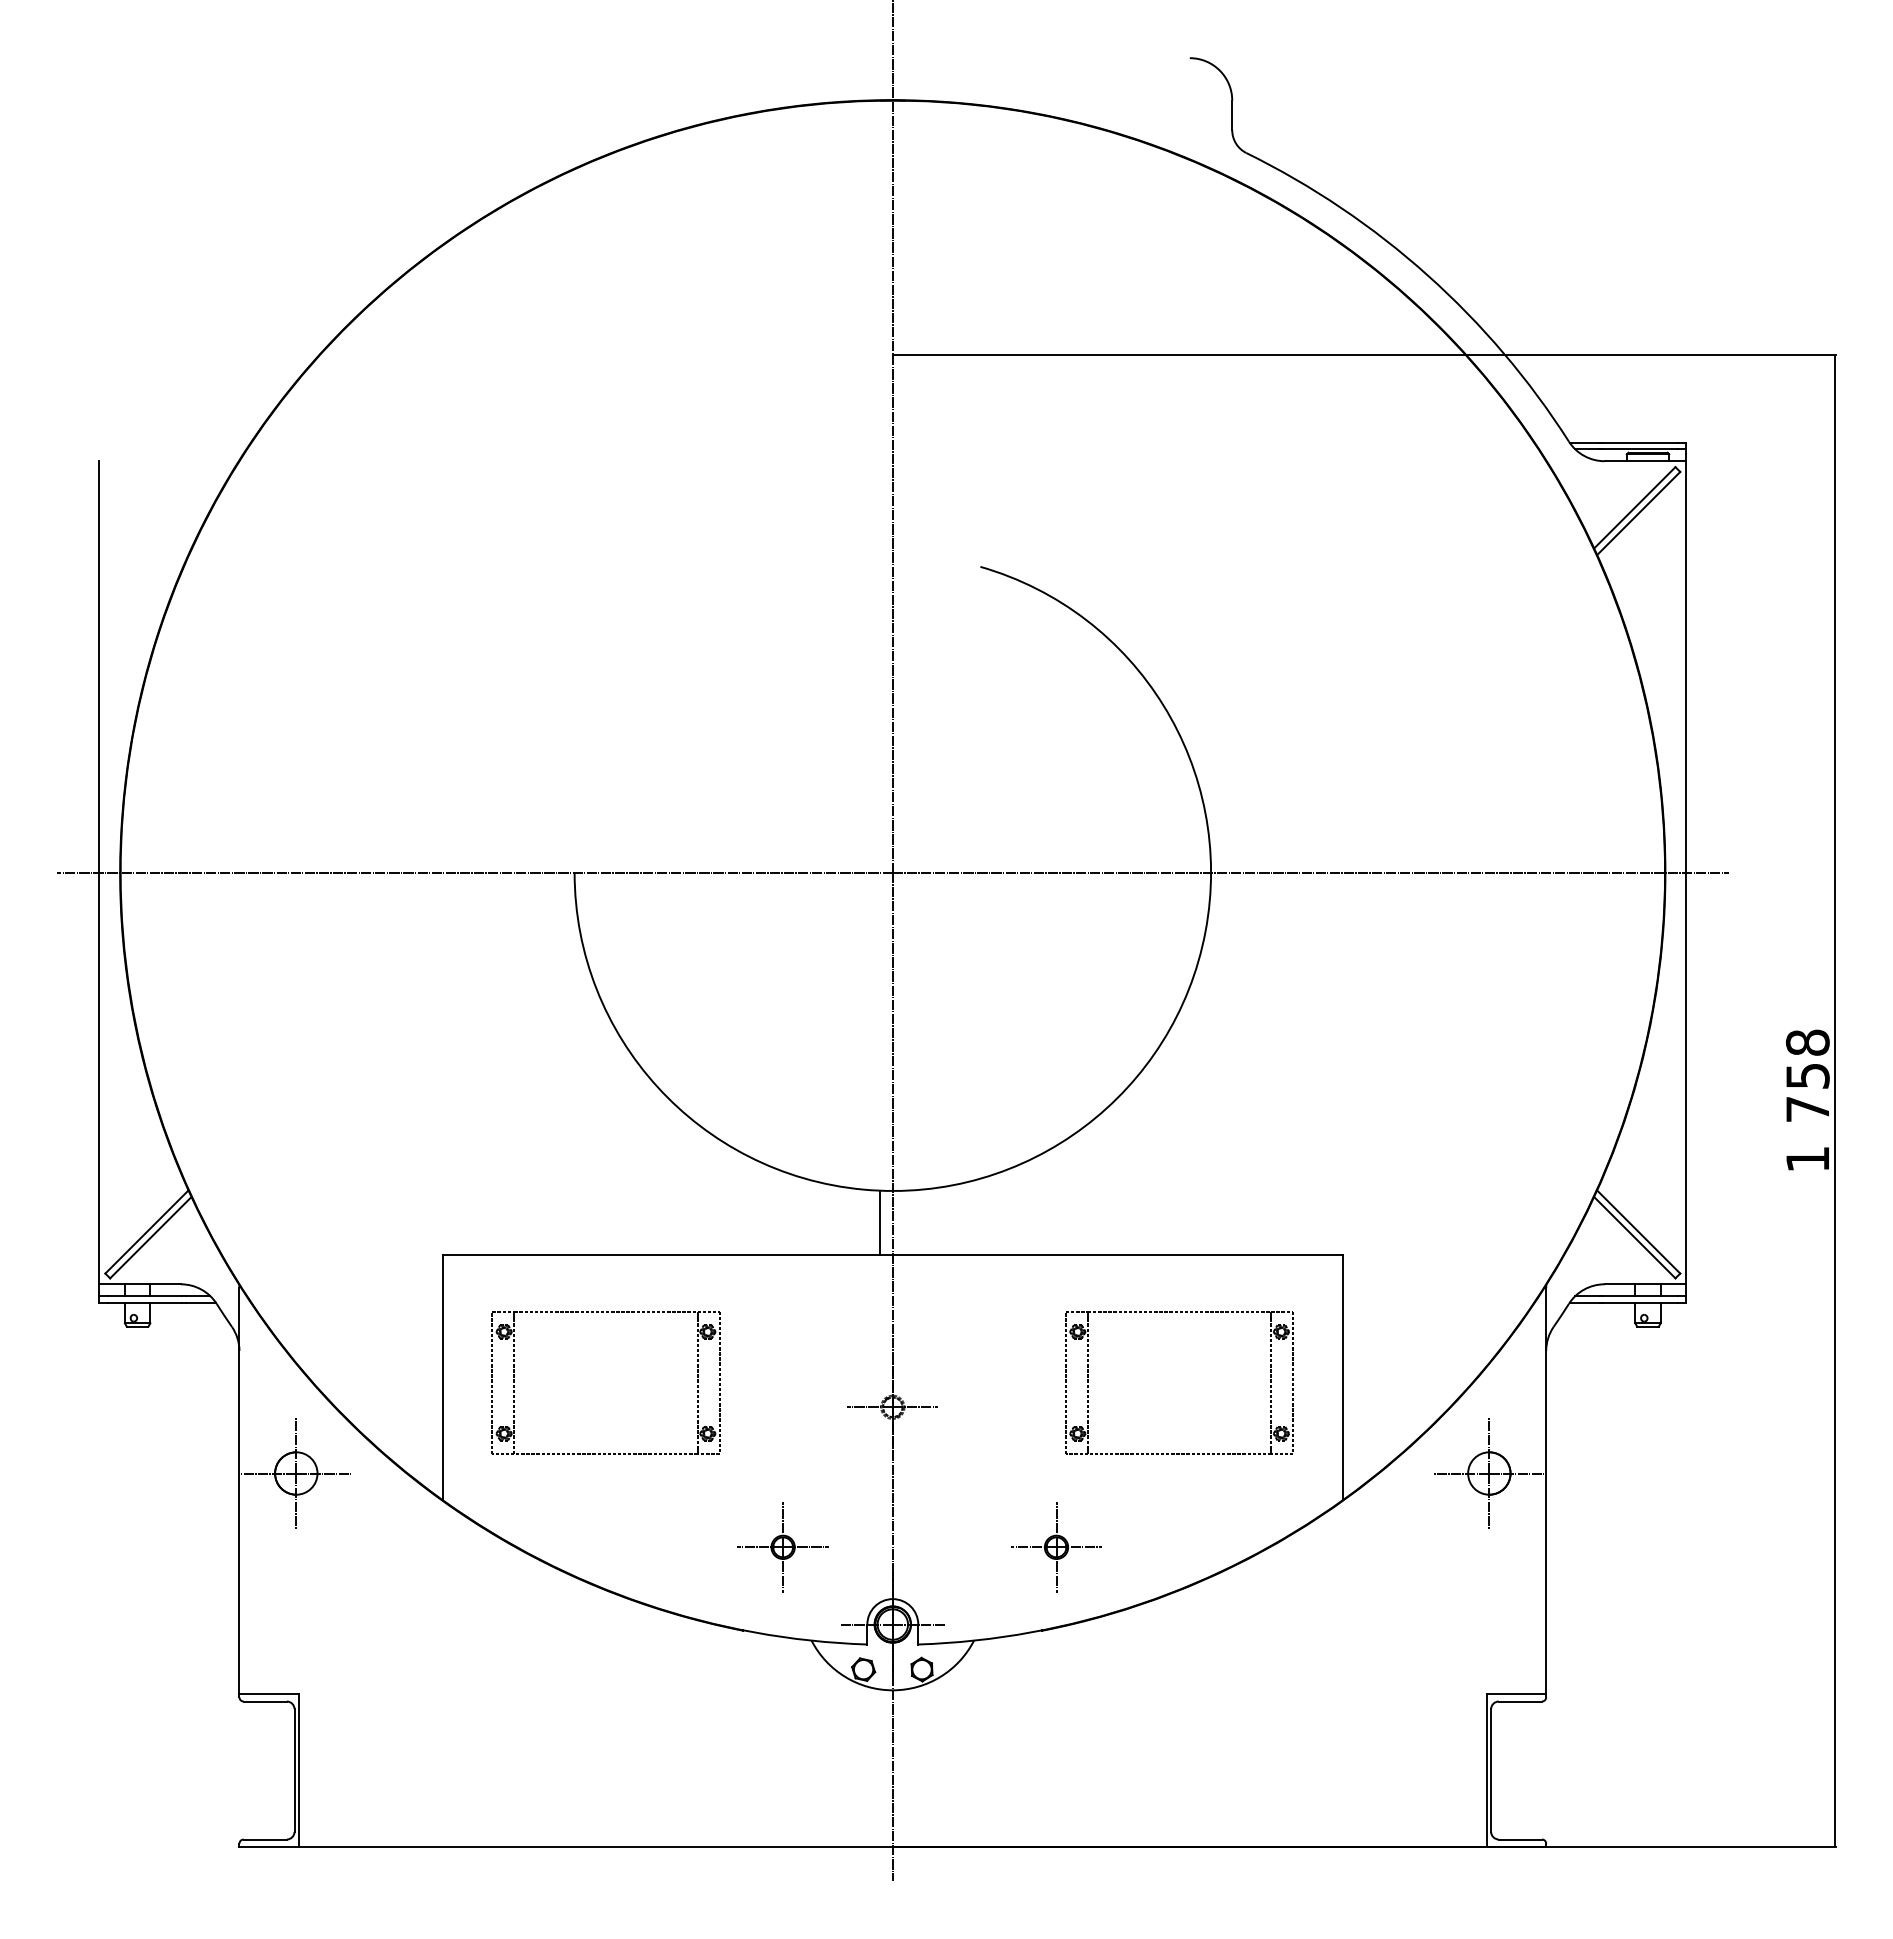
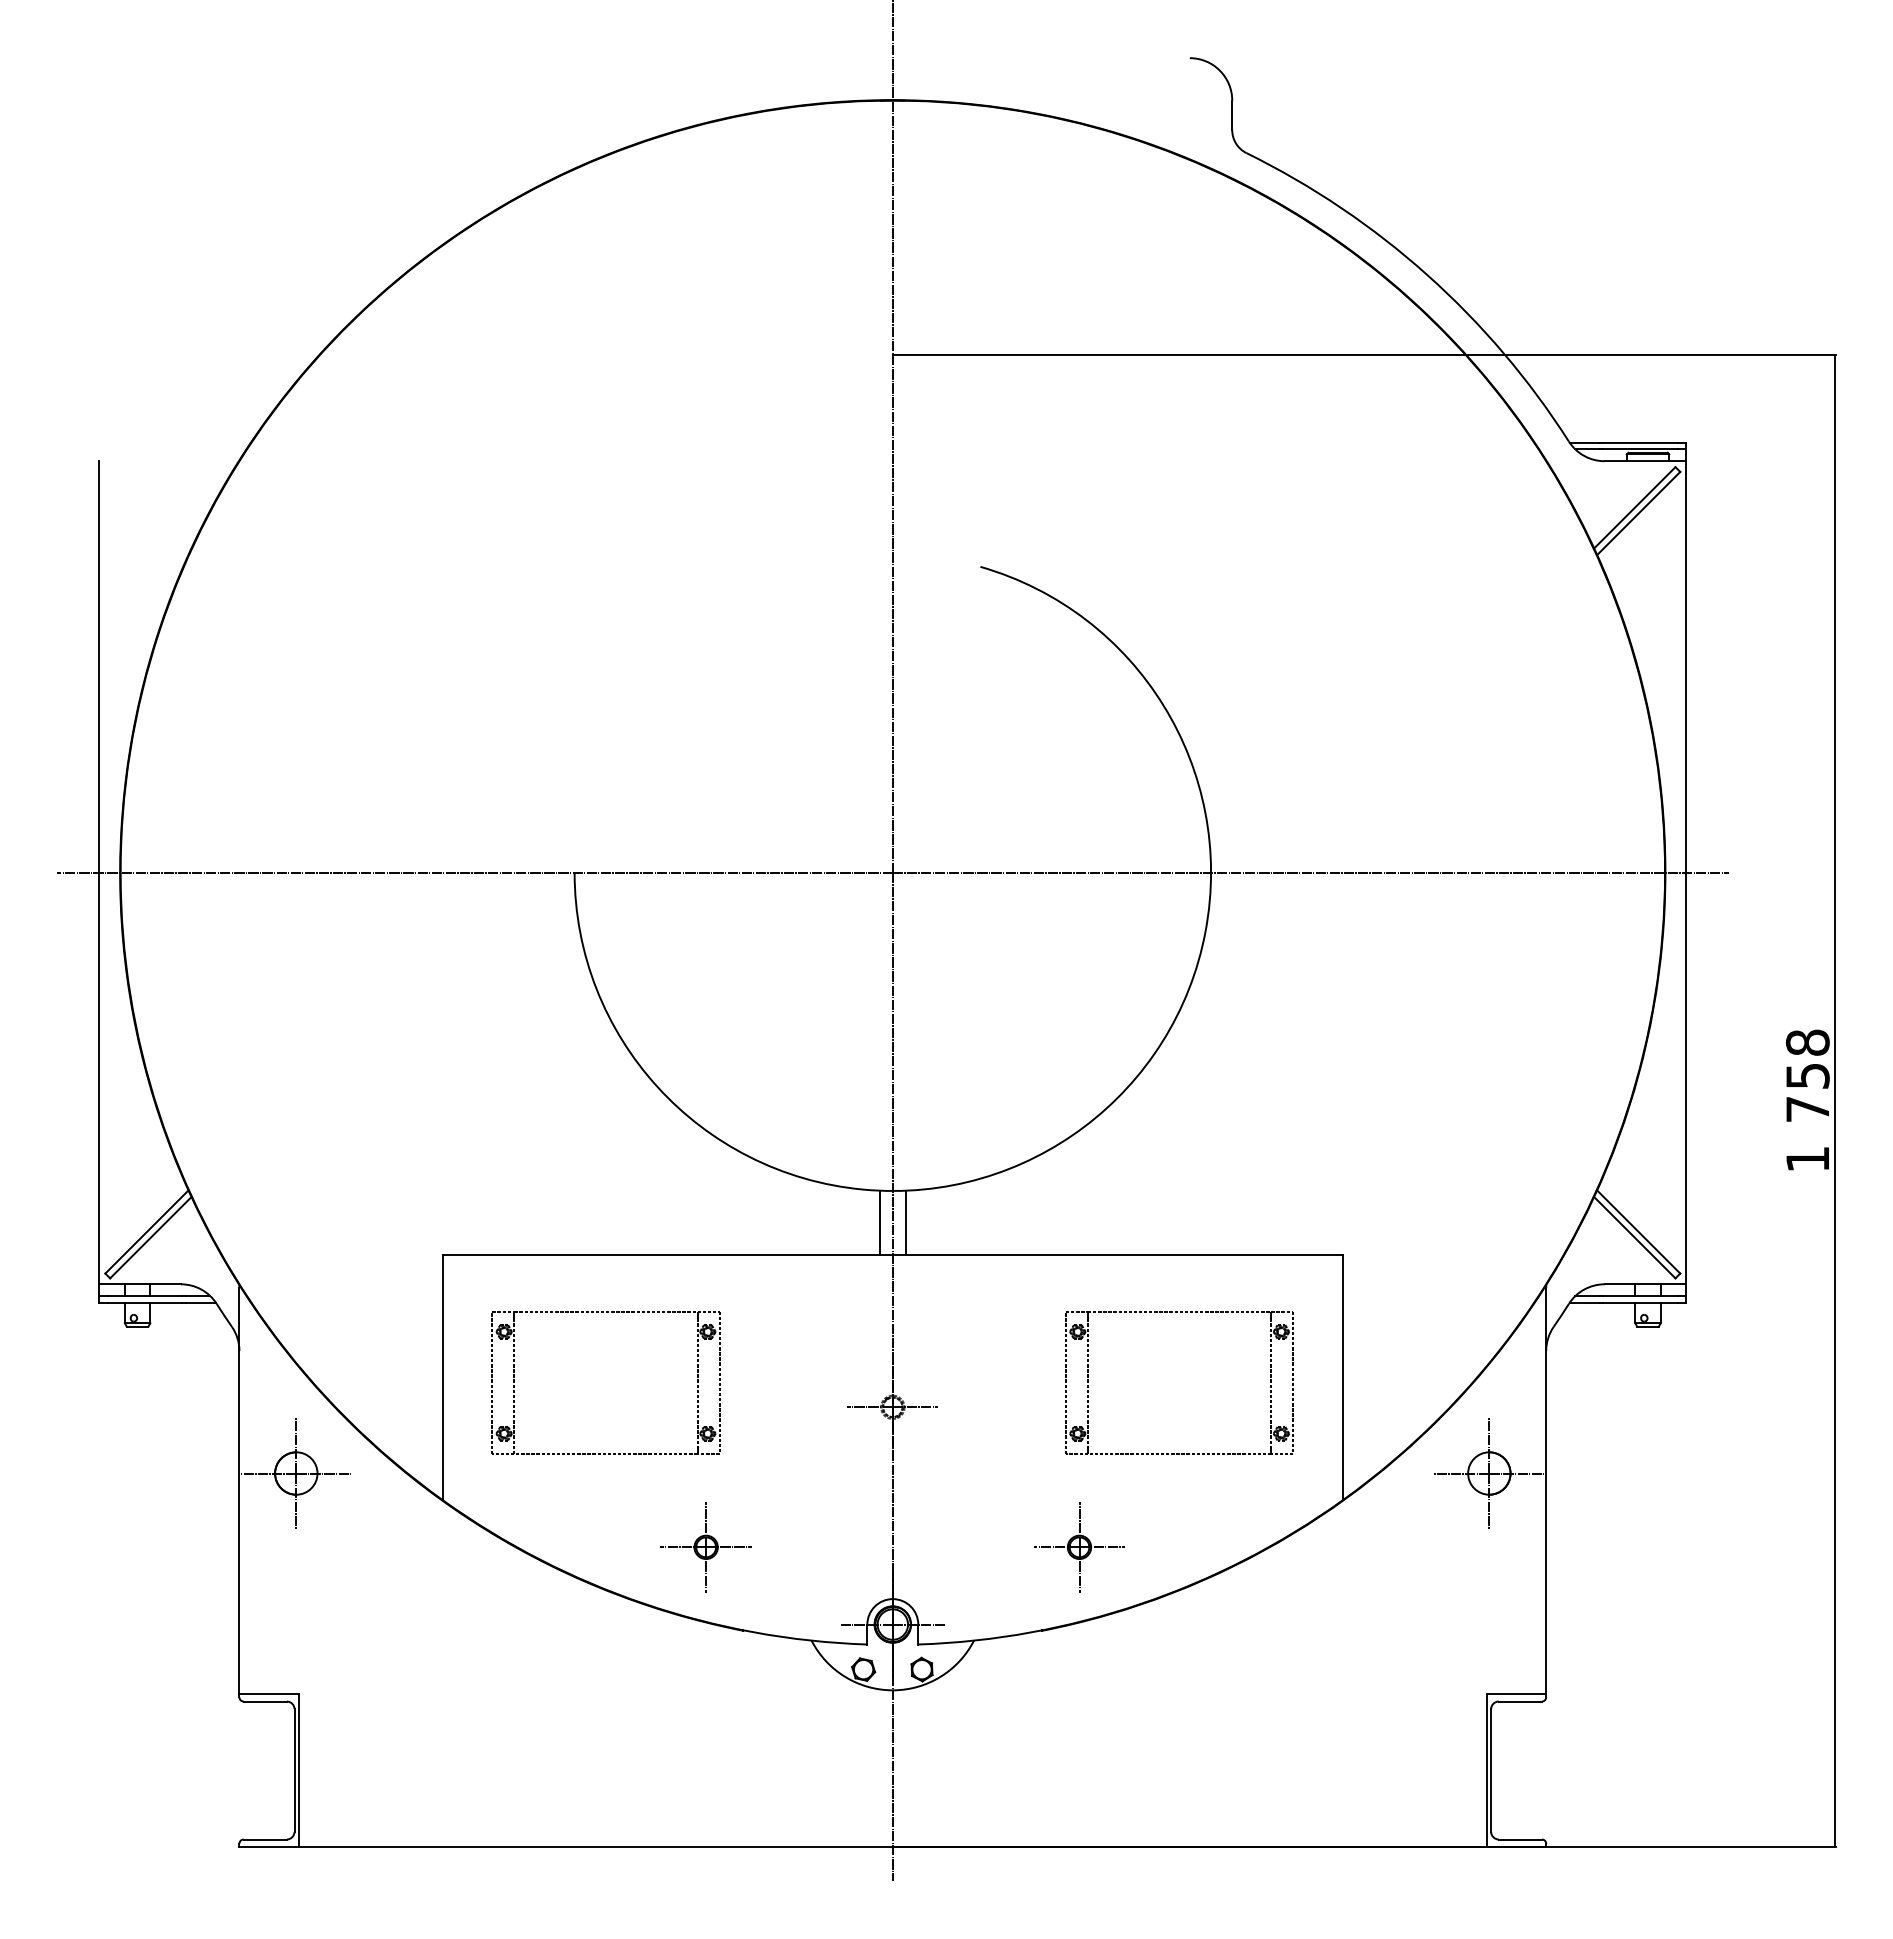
line: none -> present (905, 1222)
part position: (782, 1547) -> (705, 1547) (705, 1547)
part position: (1056, 1547) -> (1079, 1547) (1079, 1547)
